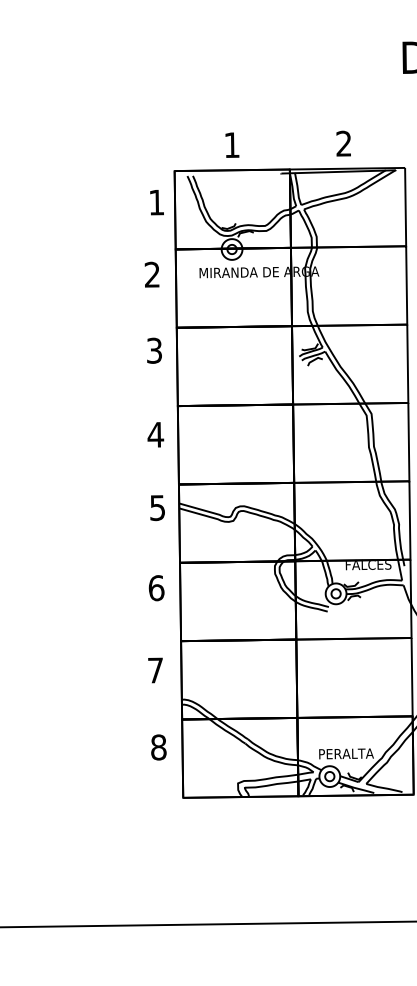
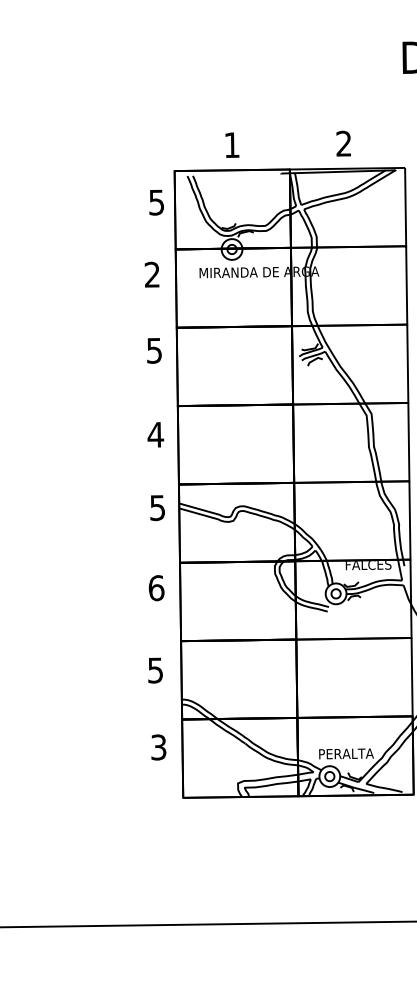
text: 1 -> 5 (156, 202)
text: 3 -> 5 (154, 350)
text: 7 -> 5 (155, 670)
text: 8 -> 3 (158, 747)
